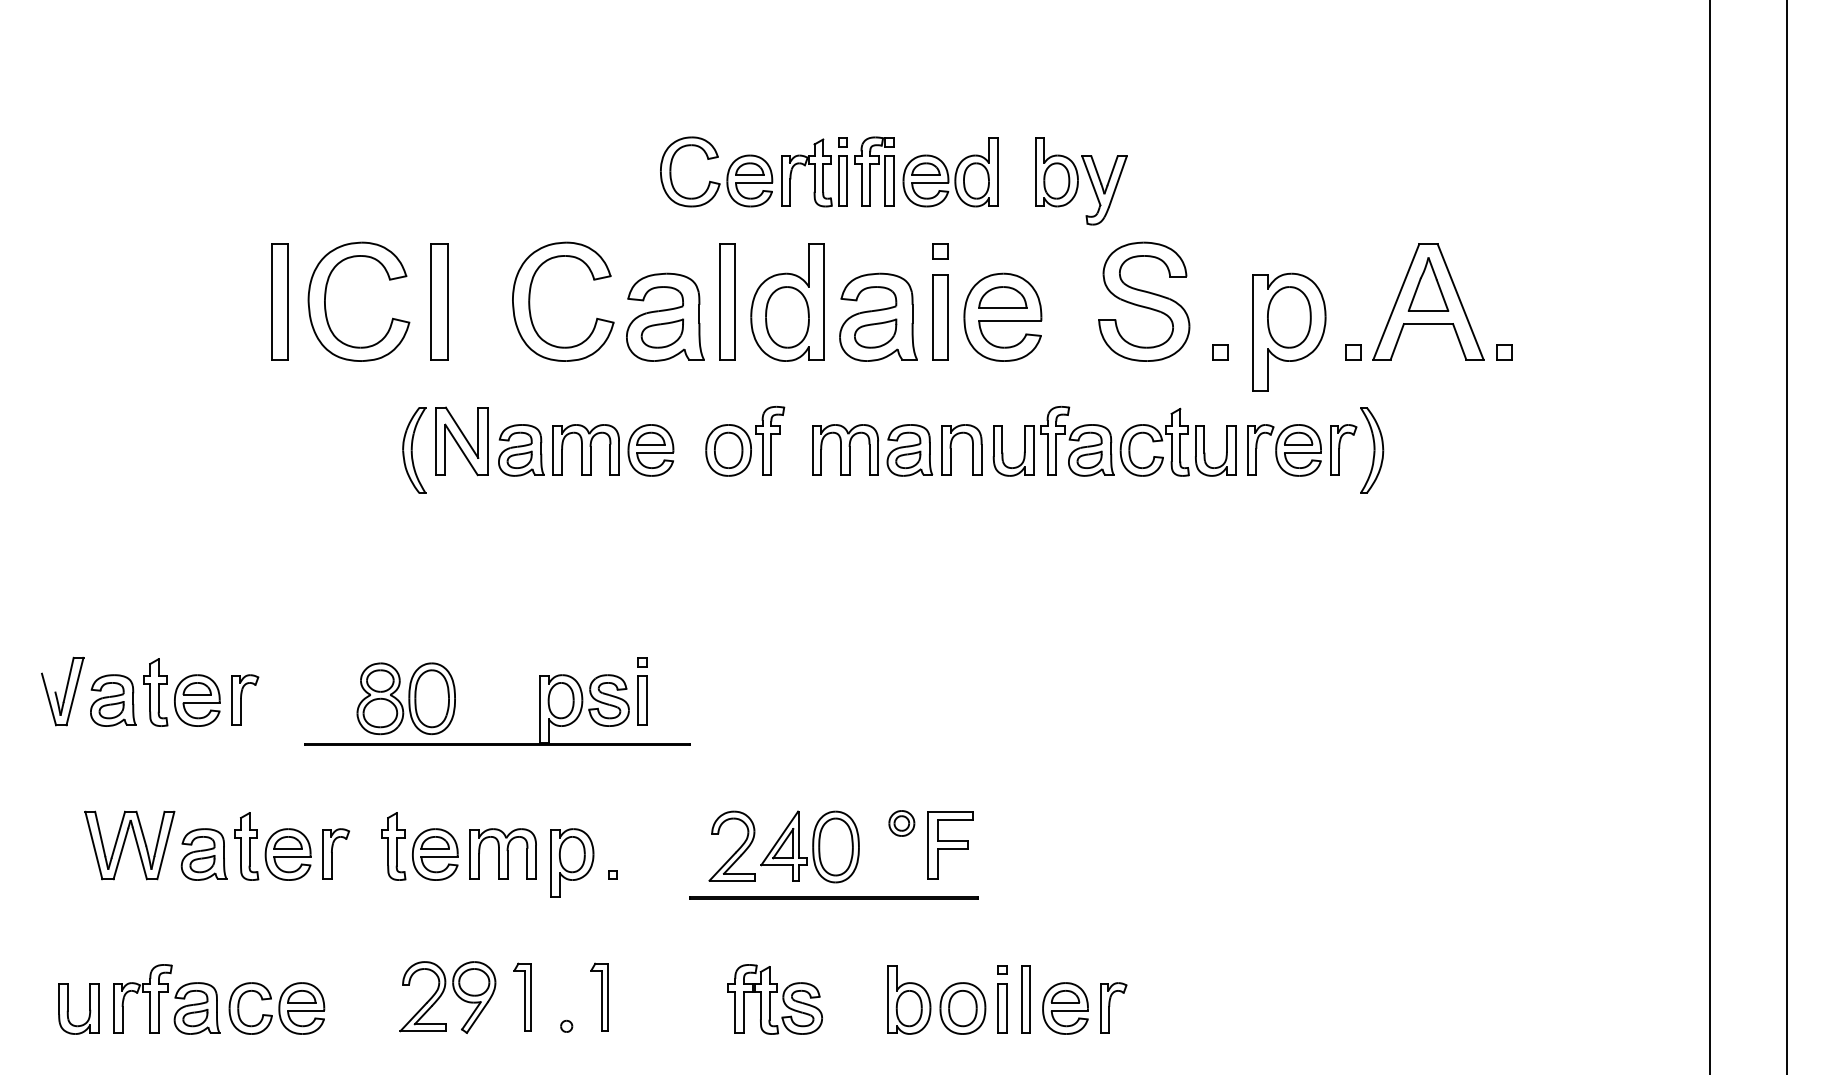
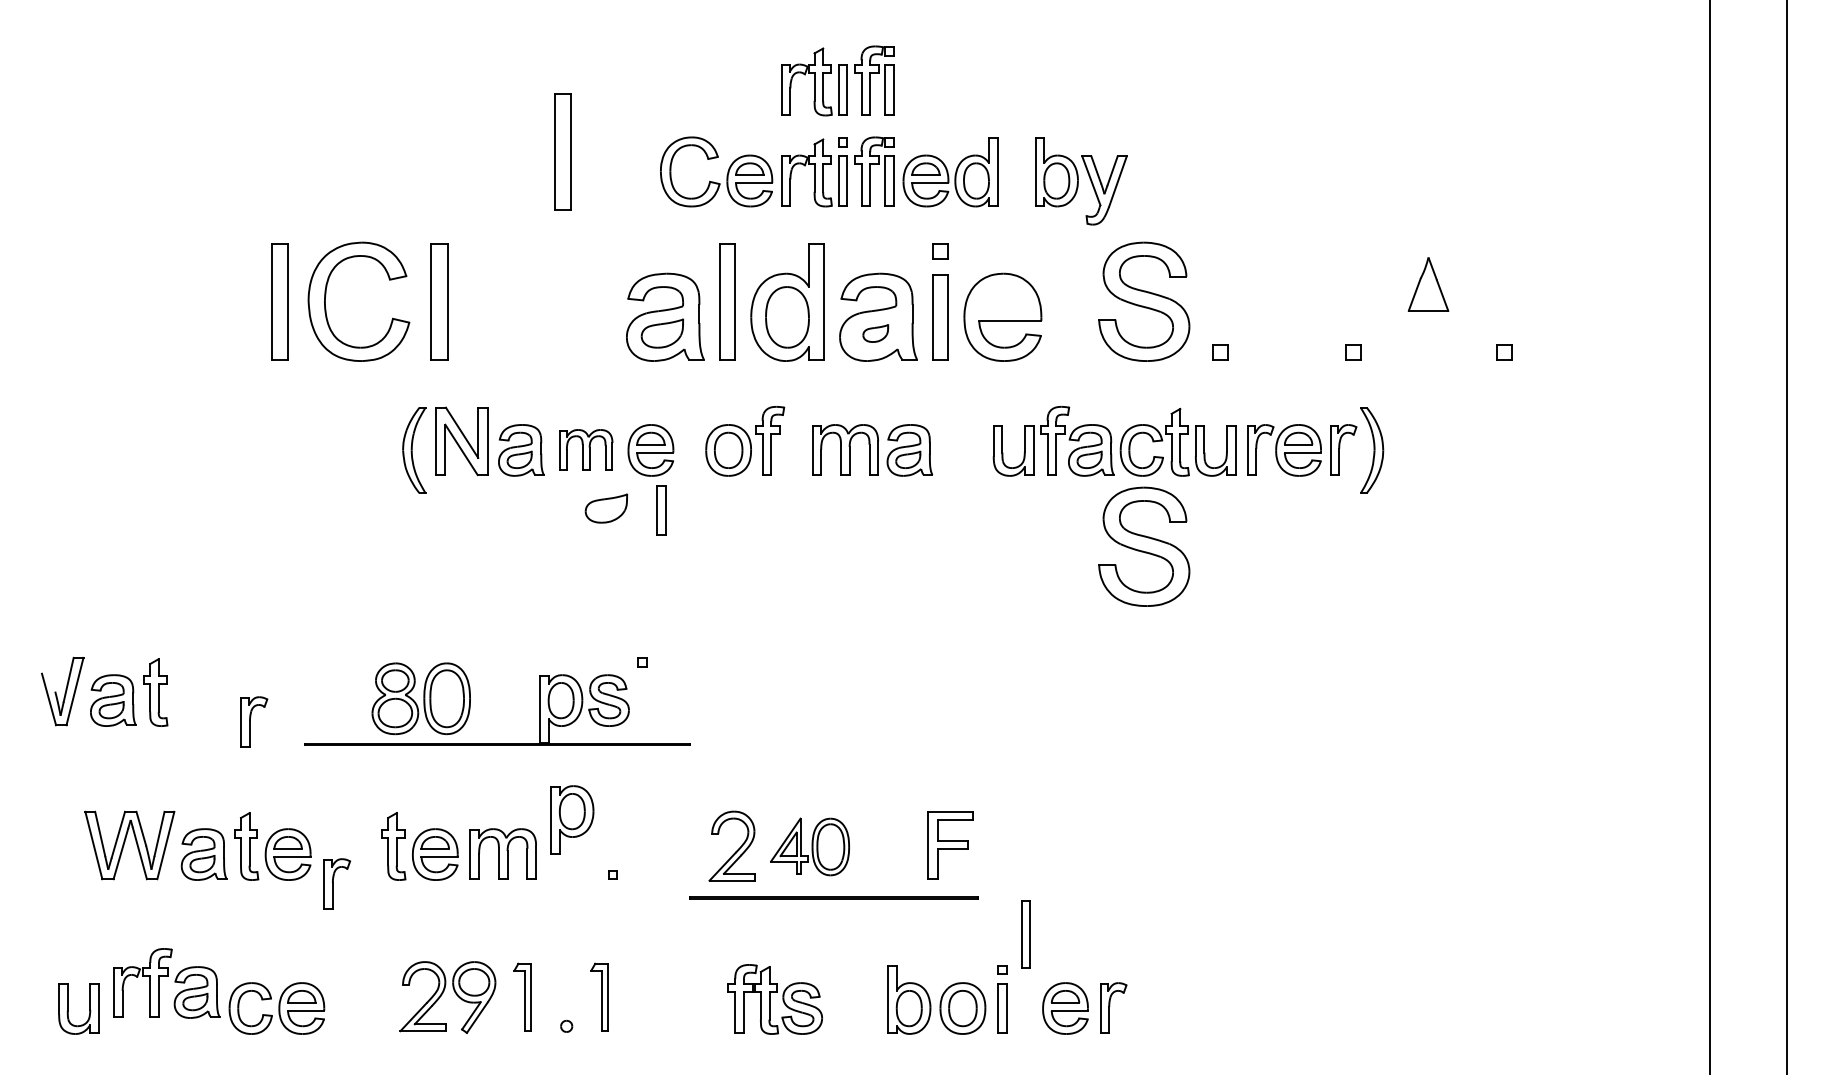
part: none -> present (837, 80)
part: none -> present (562, 151)
part: present -> none (1002, 297)
part: present -> none (530, 301)
part: present -> none (1428, 301)
part: present -> none (1289, 331)
part size: 44x31 px -> 28x19 px (875, 333)
part size: 68x52 px -> 55x42 px (586, 449)
part: present -> none (951, 449)
part: none -> present (605, 508)
part: none -> present (1144, 546)
part position: (405, 698) -> (420, 698) (420, 698)
part position: (245, 699) -> (254, 721) (254, 721)
part: present -> none (197, 700)
part position: (642, 700) -> (661, 510) (661, 510)
part: present -> none (901, 823)
part size: 100x74 px -> 80x60 px (809, 846)
part position: (336, 853) -> (337, 883) (337, 883)
part position: (572, 862) -> (572, 819) (572, 819)
part position: (166, 992) -> (166, 976) (166, 976)
part position: (1025, 999) -> (1025, 934) (1025, 934)
